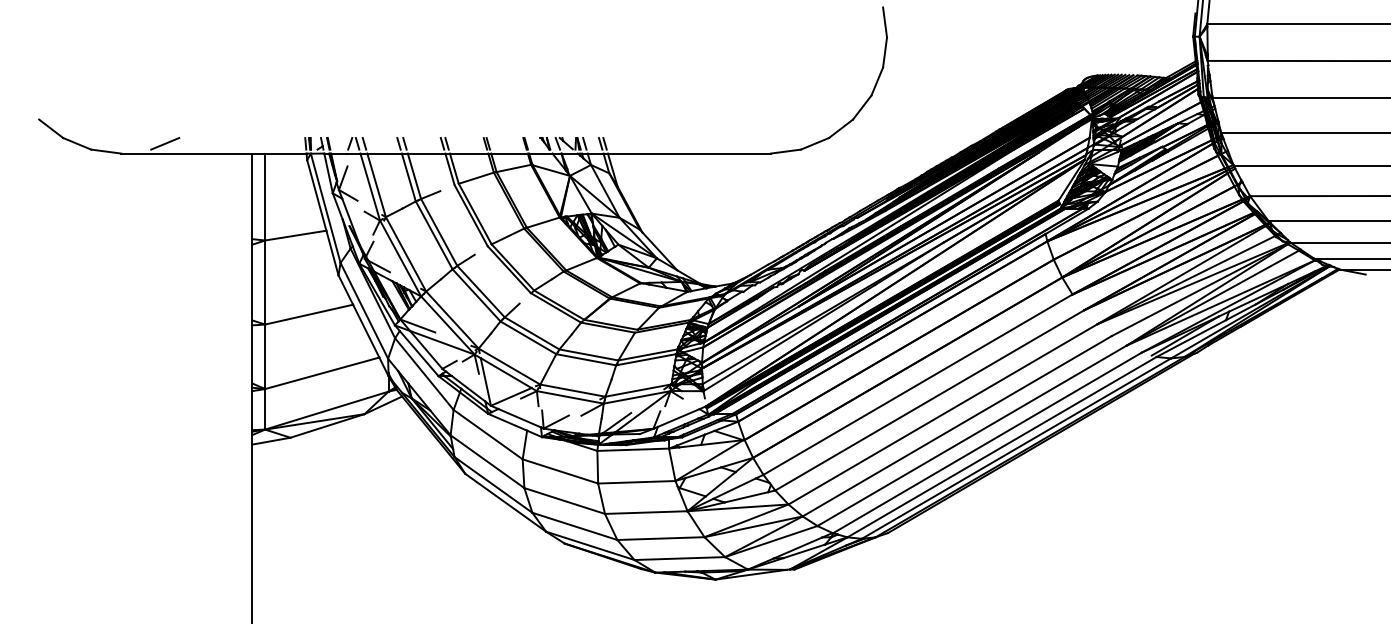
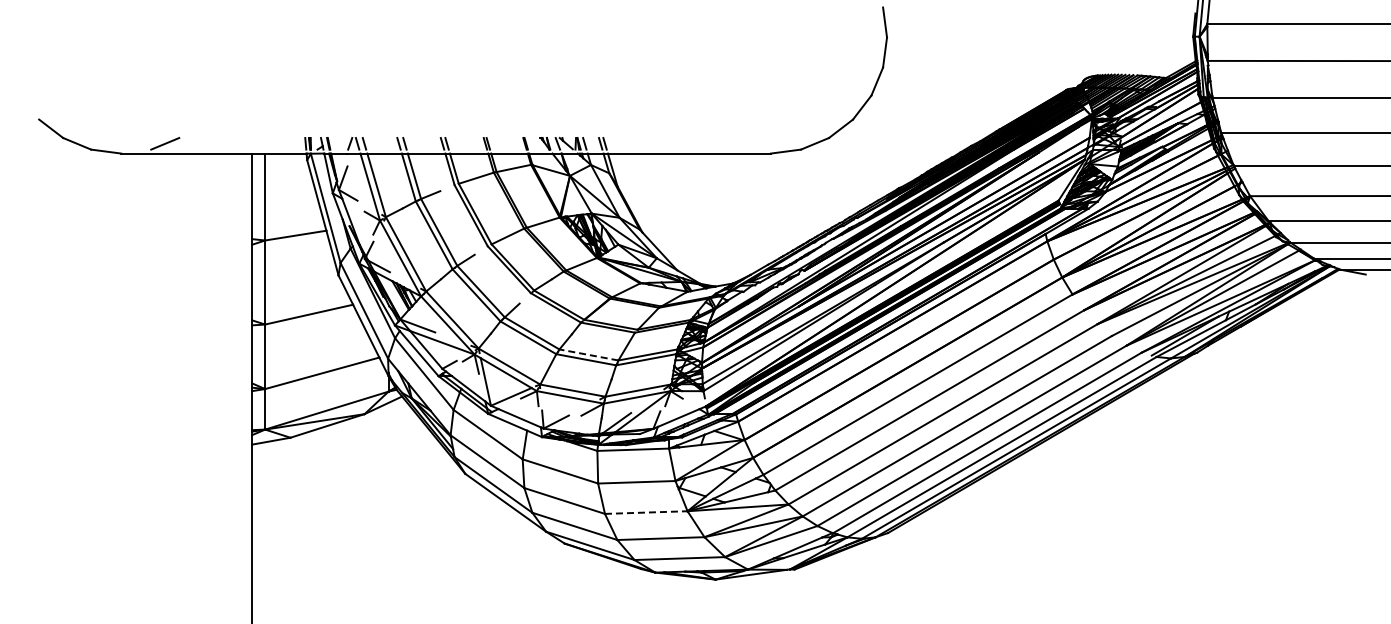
line: solid -> dashed (588, 354)
line: solid -> dashed (646, 512)
